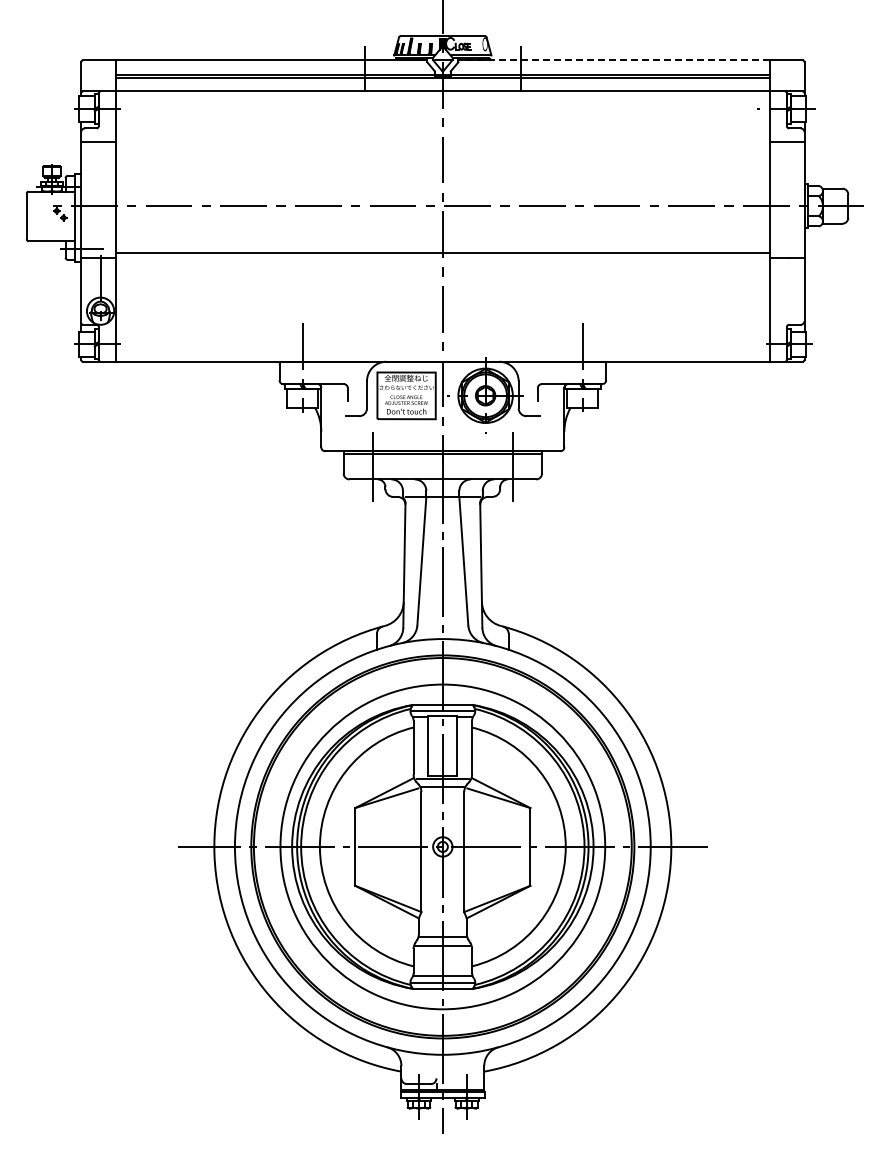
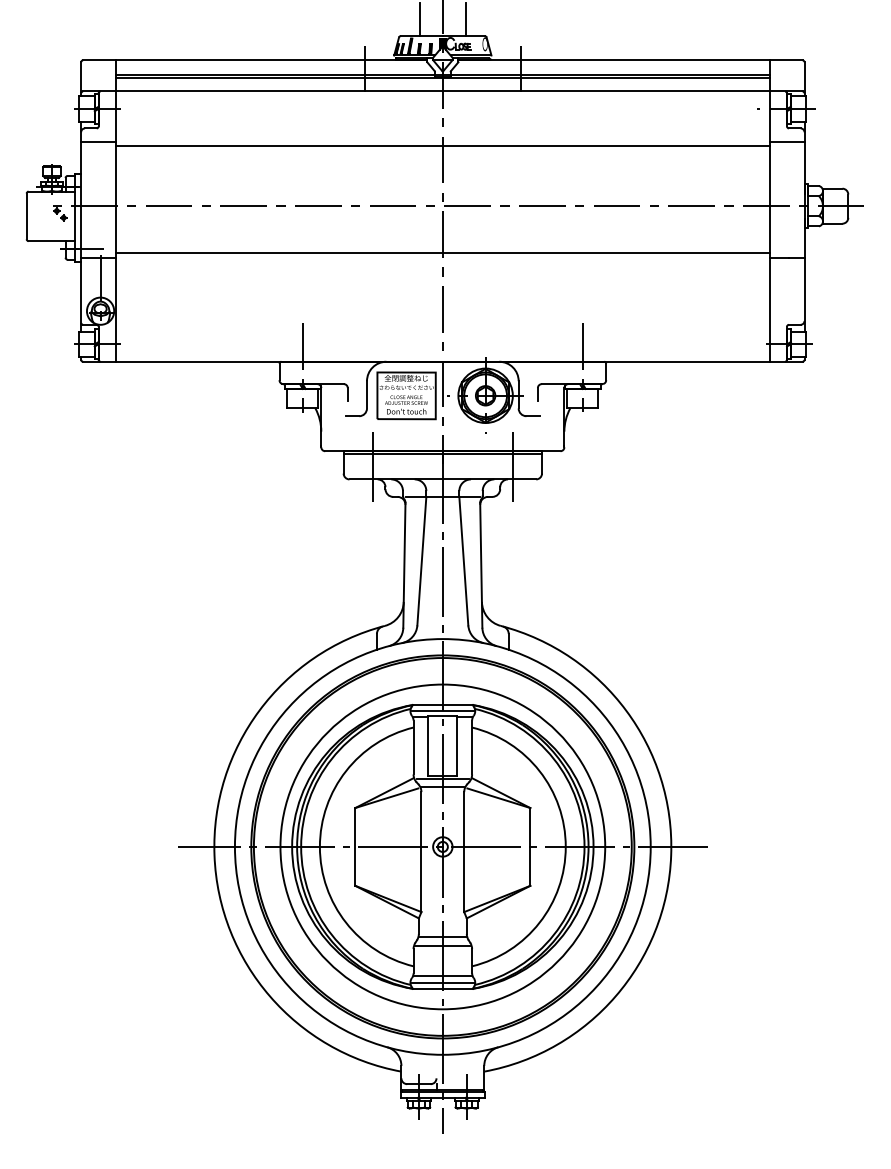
line: none -> present (419, 19)
line: none -> present (466, 19)
line: dashed -> solid (613, 60)
line: none -> present (442, 145)
